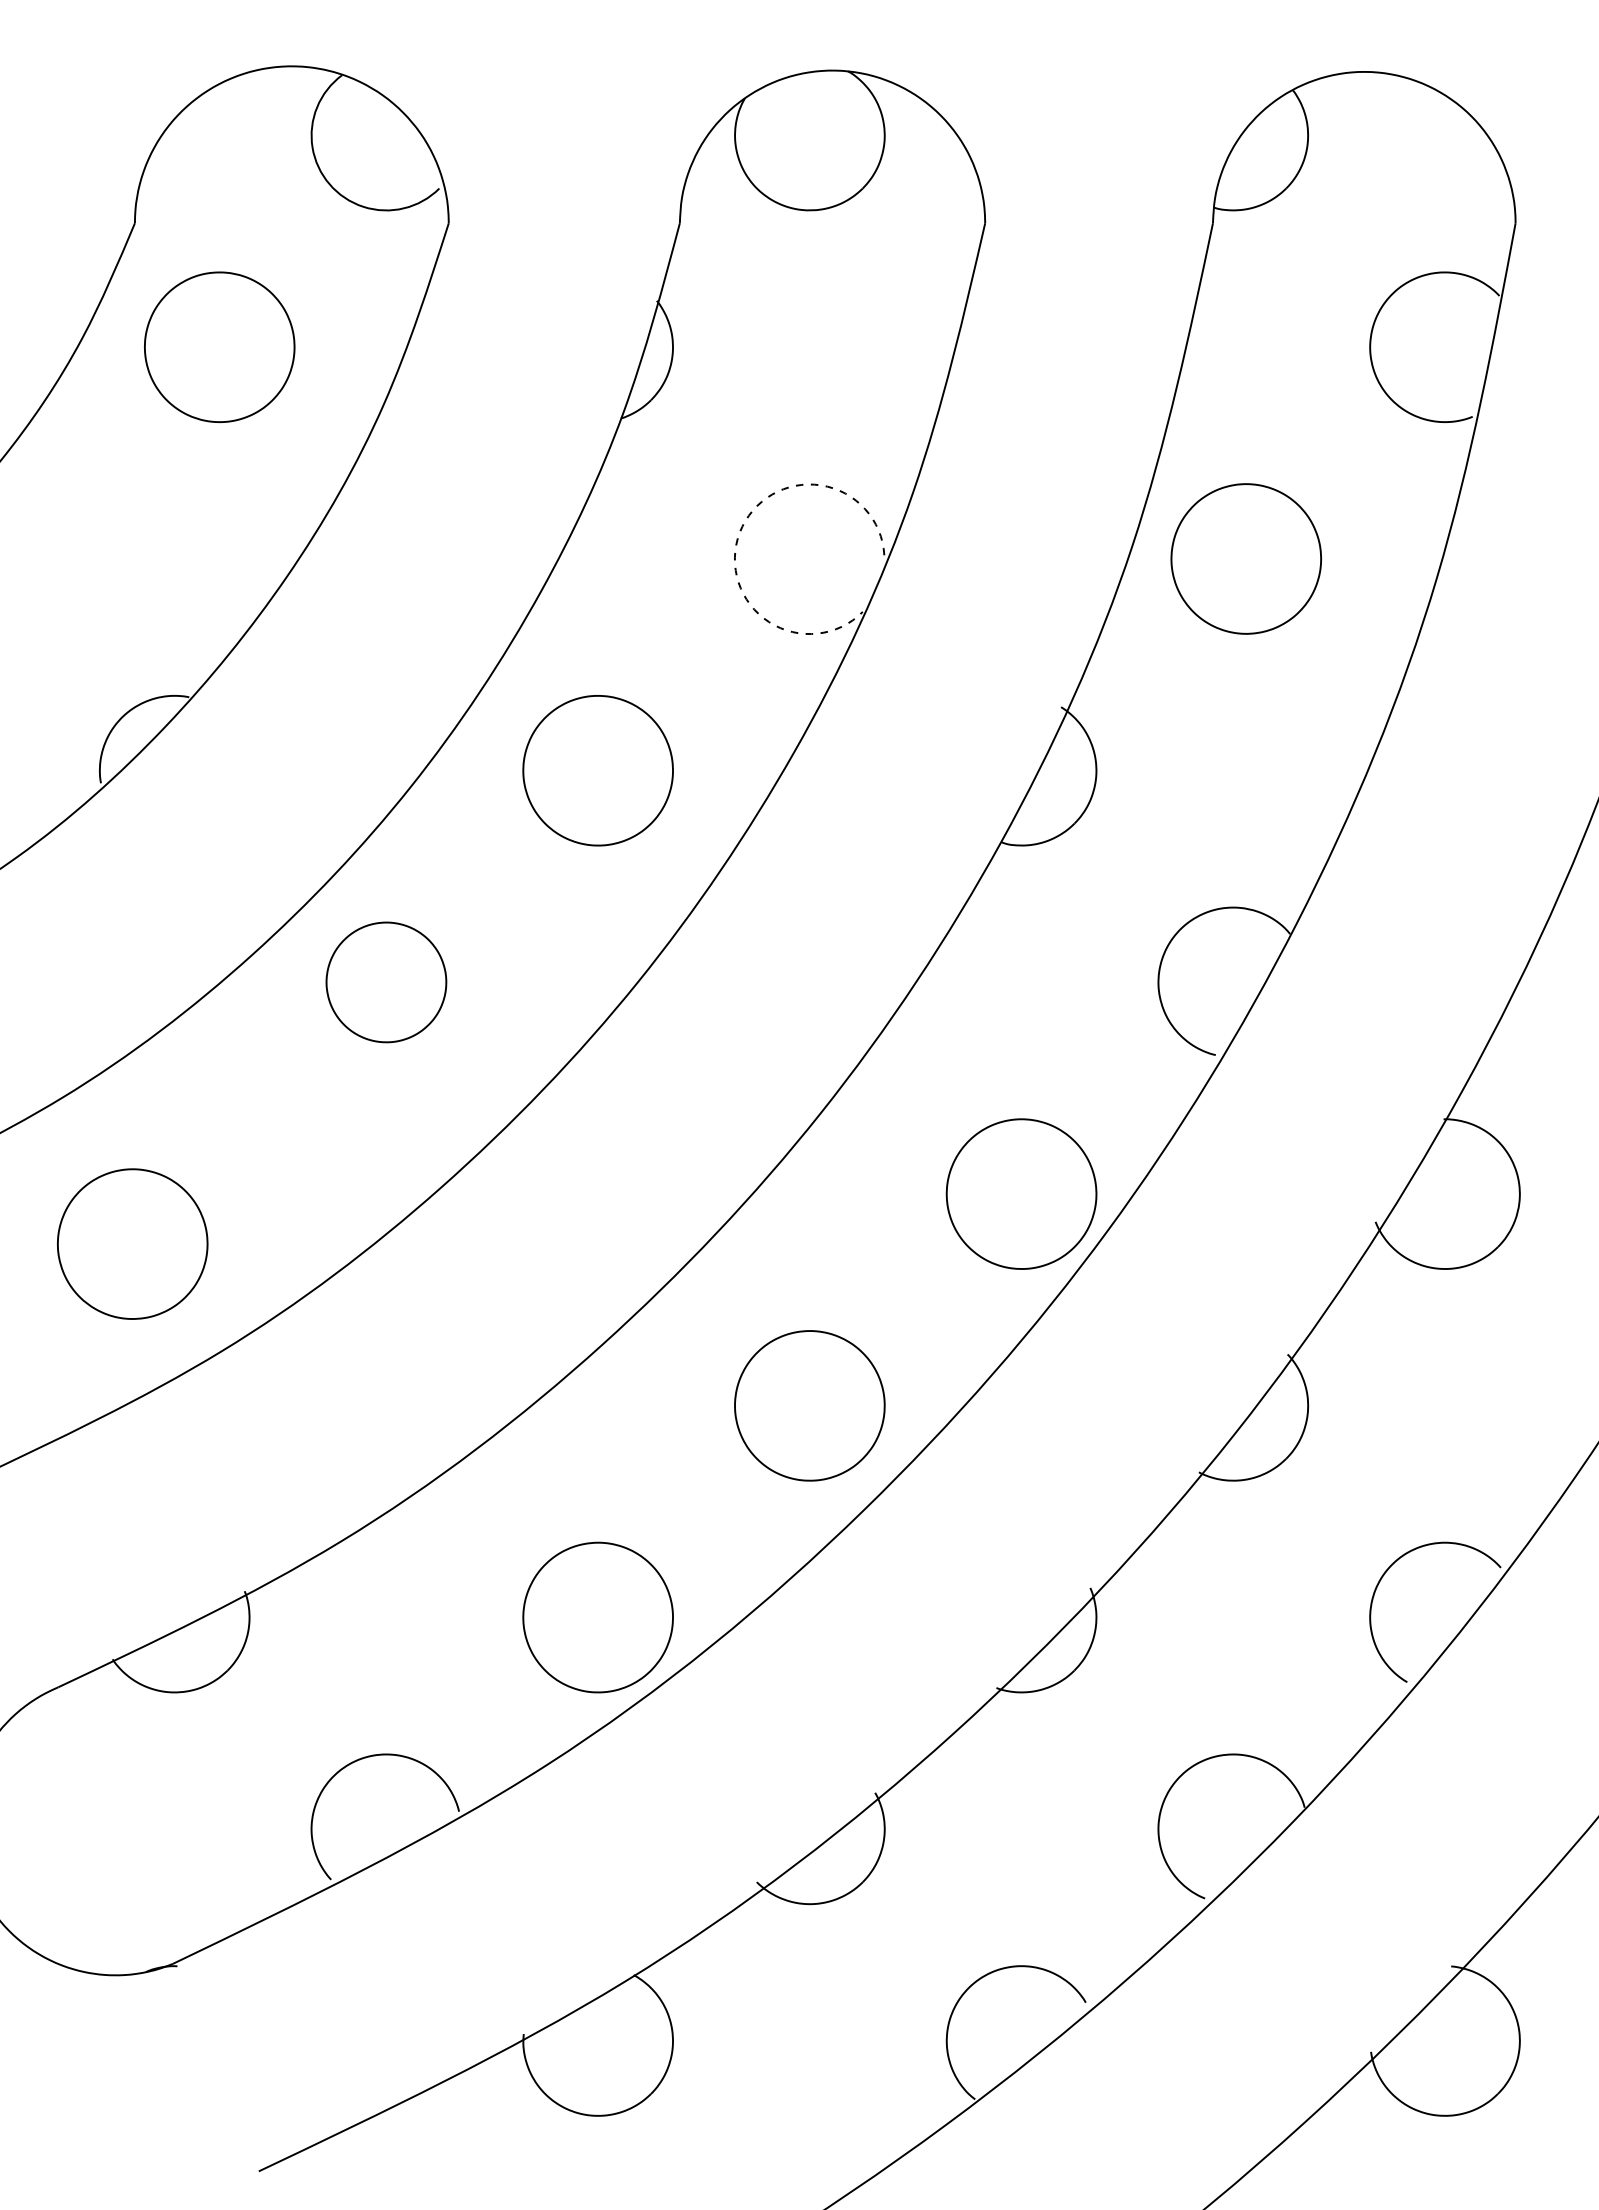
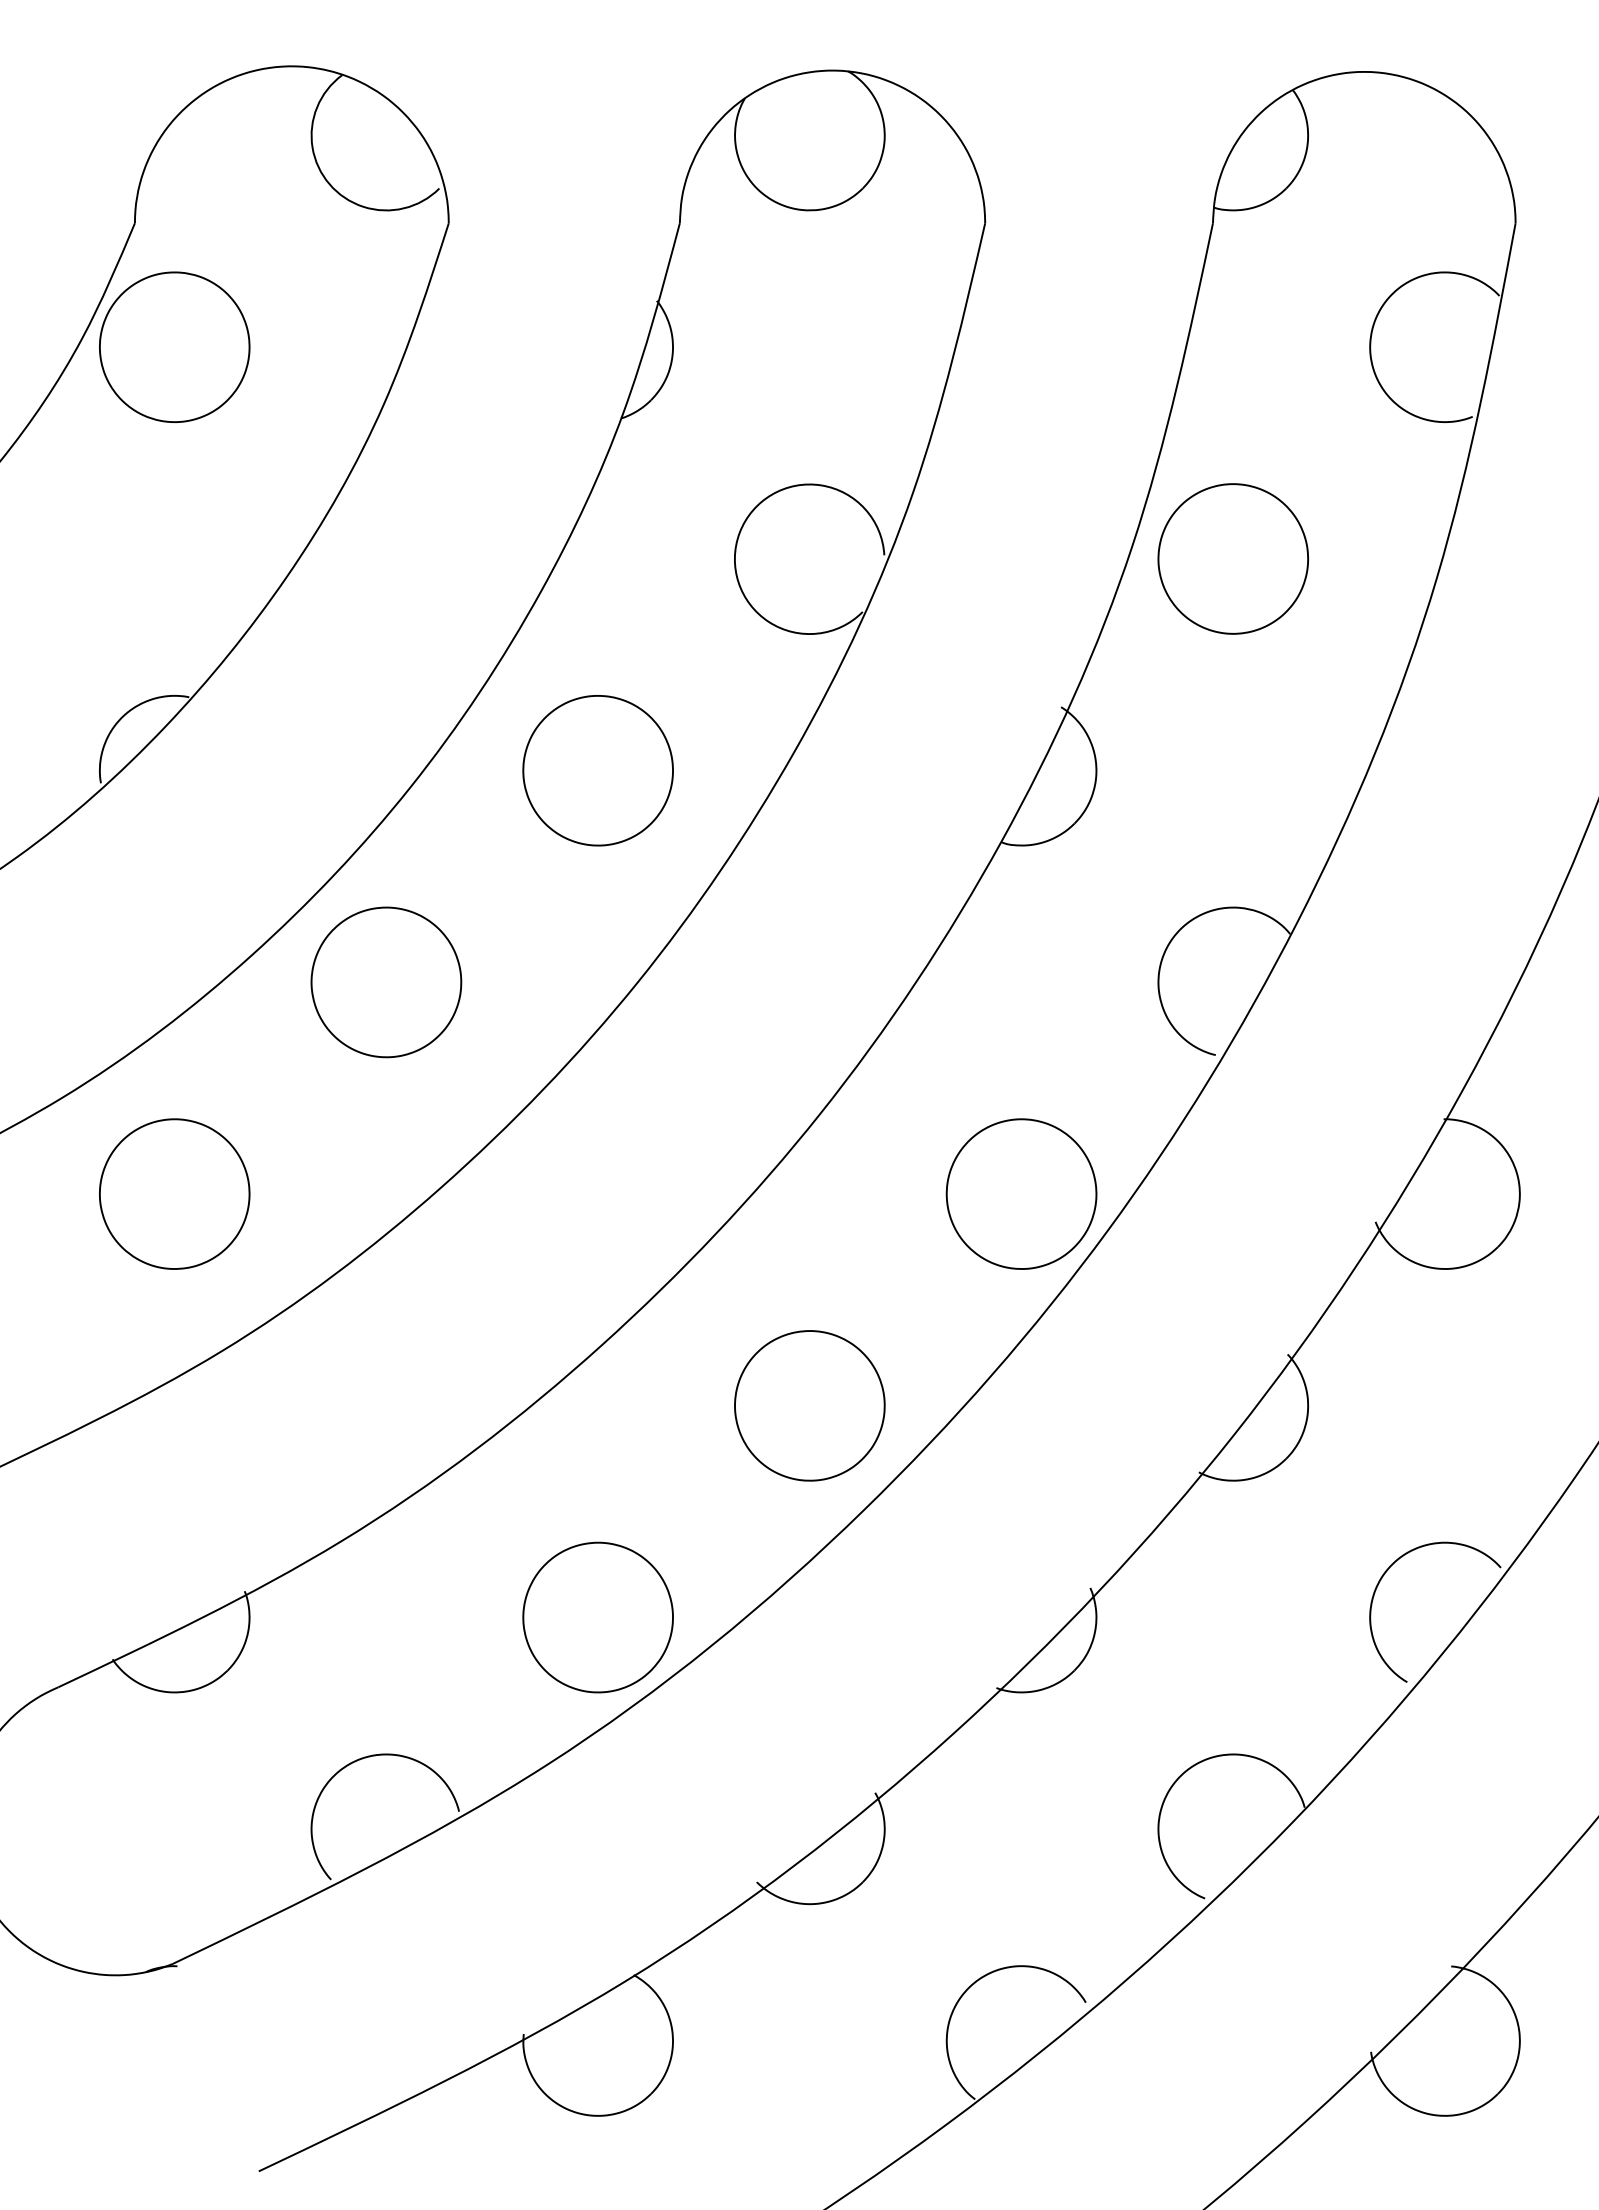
part position: (219, 346) -> (174, 346) (174, 346)
arc: dashed -> solid (739, 532)
part position: (1245, 558) -> (1232, 558) (1232, 558)
part size: 123x123 px -> 153x153 px (386, 982)
part position: (132, 1243) -> (174, 1193) (174, 1193)
